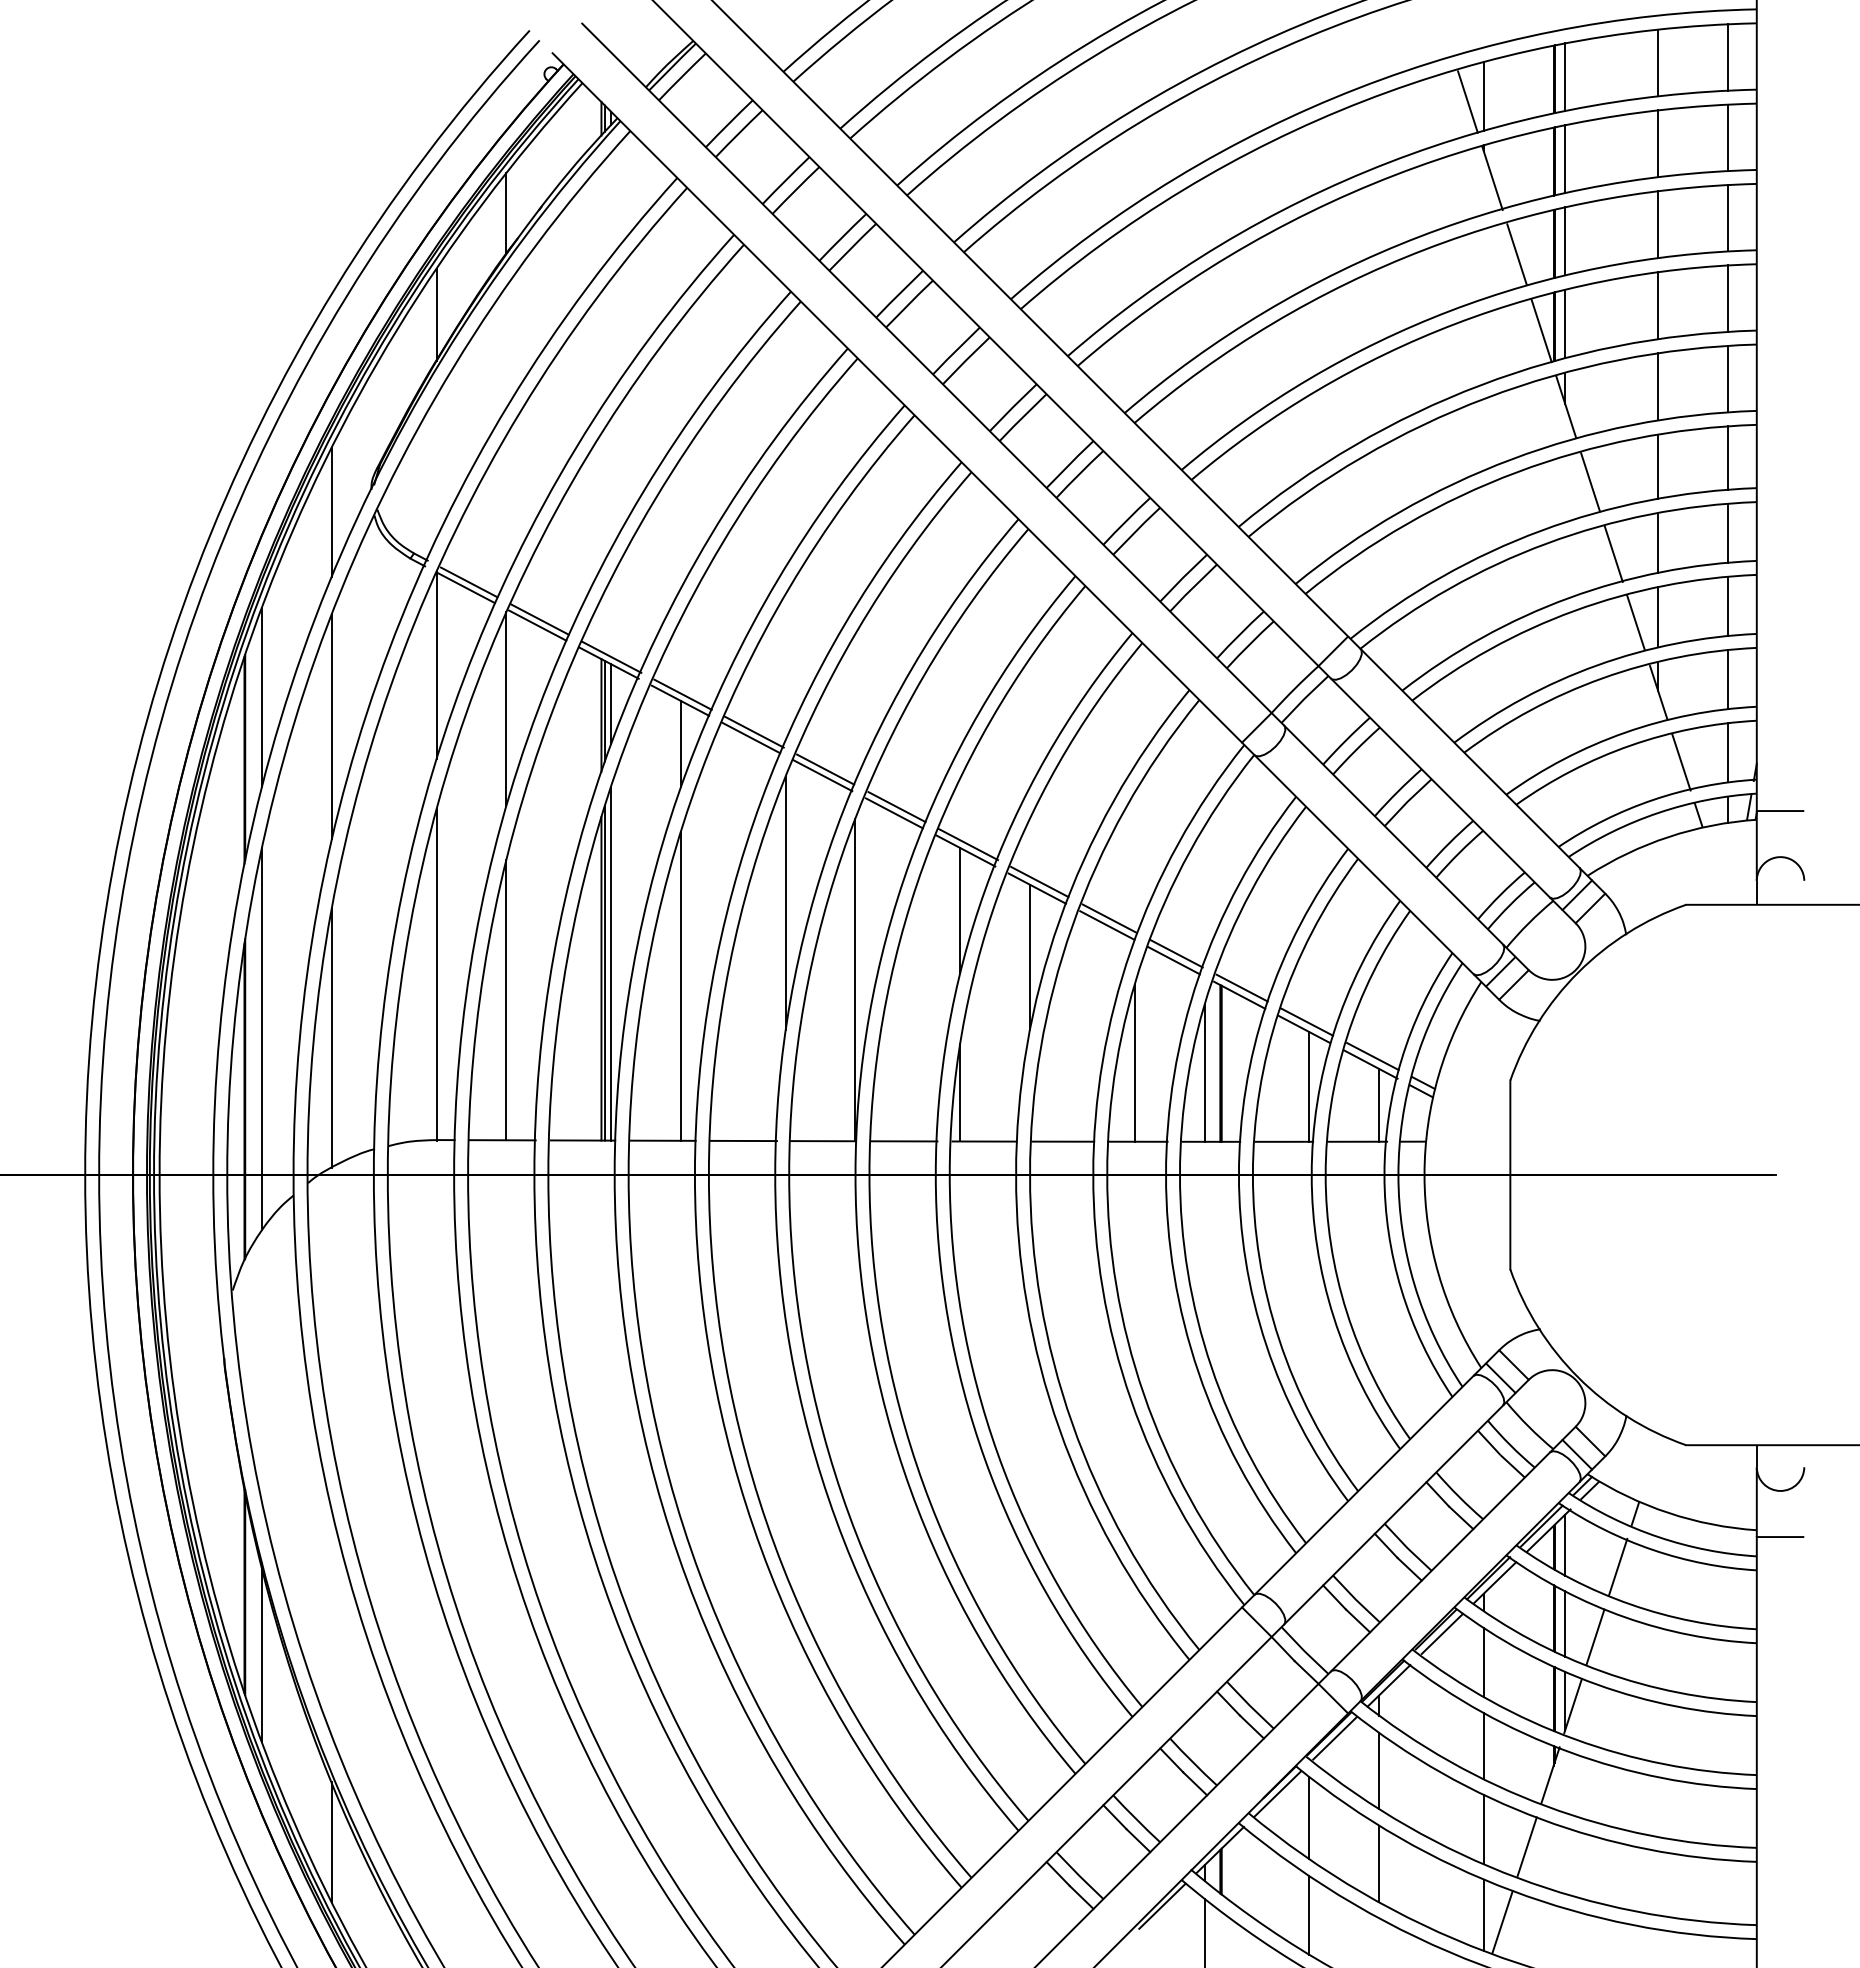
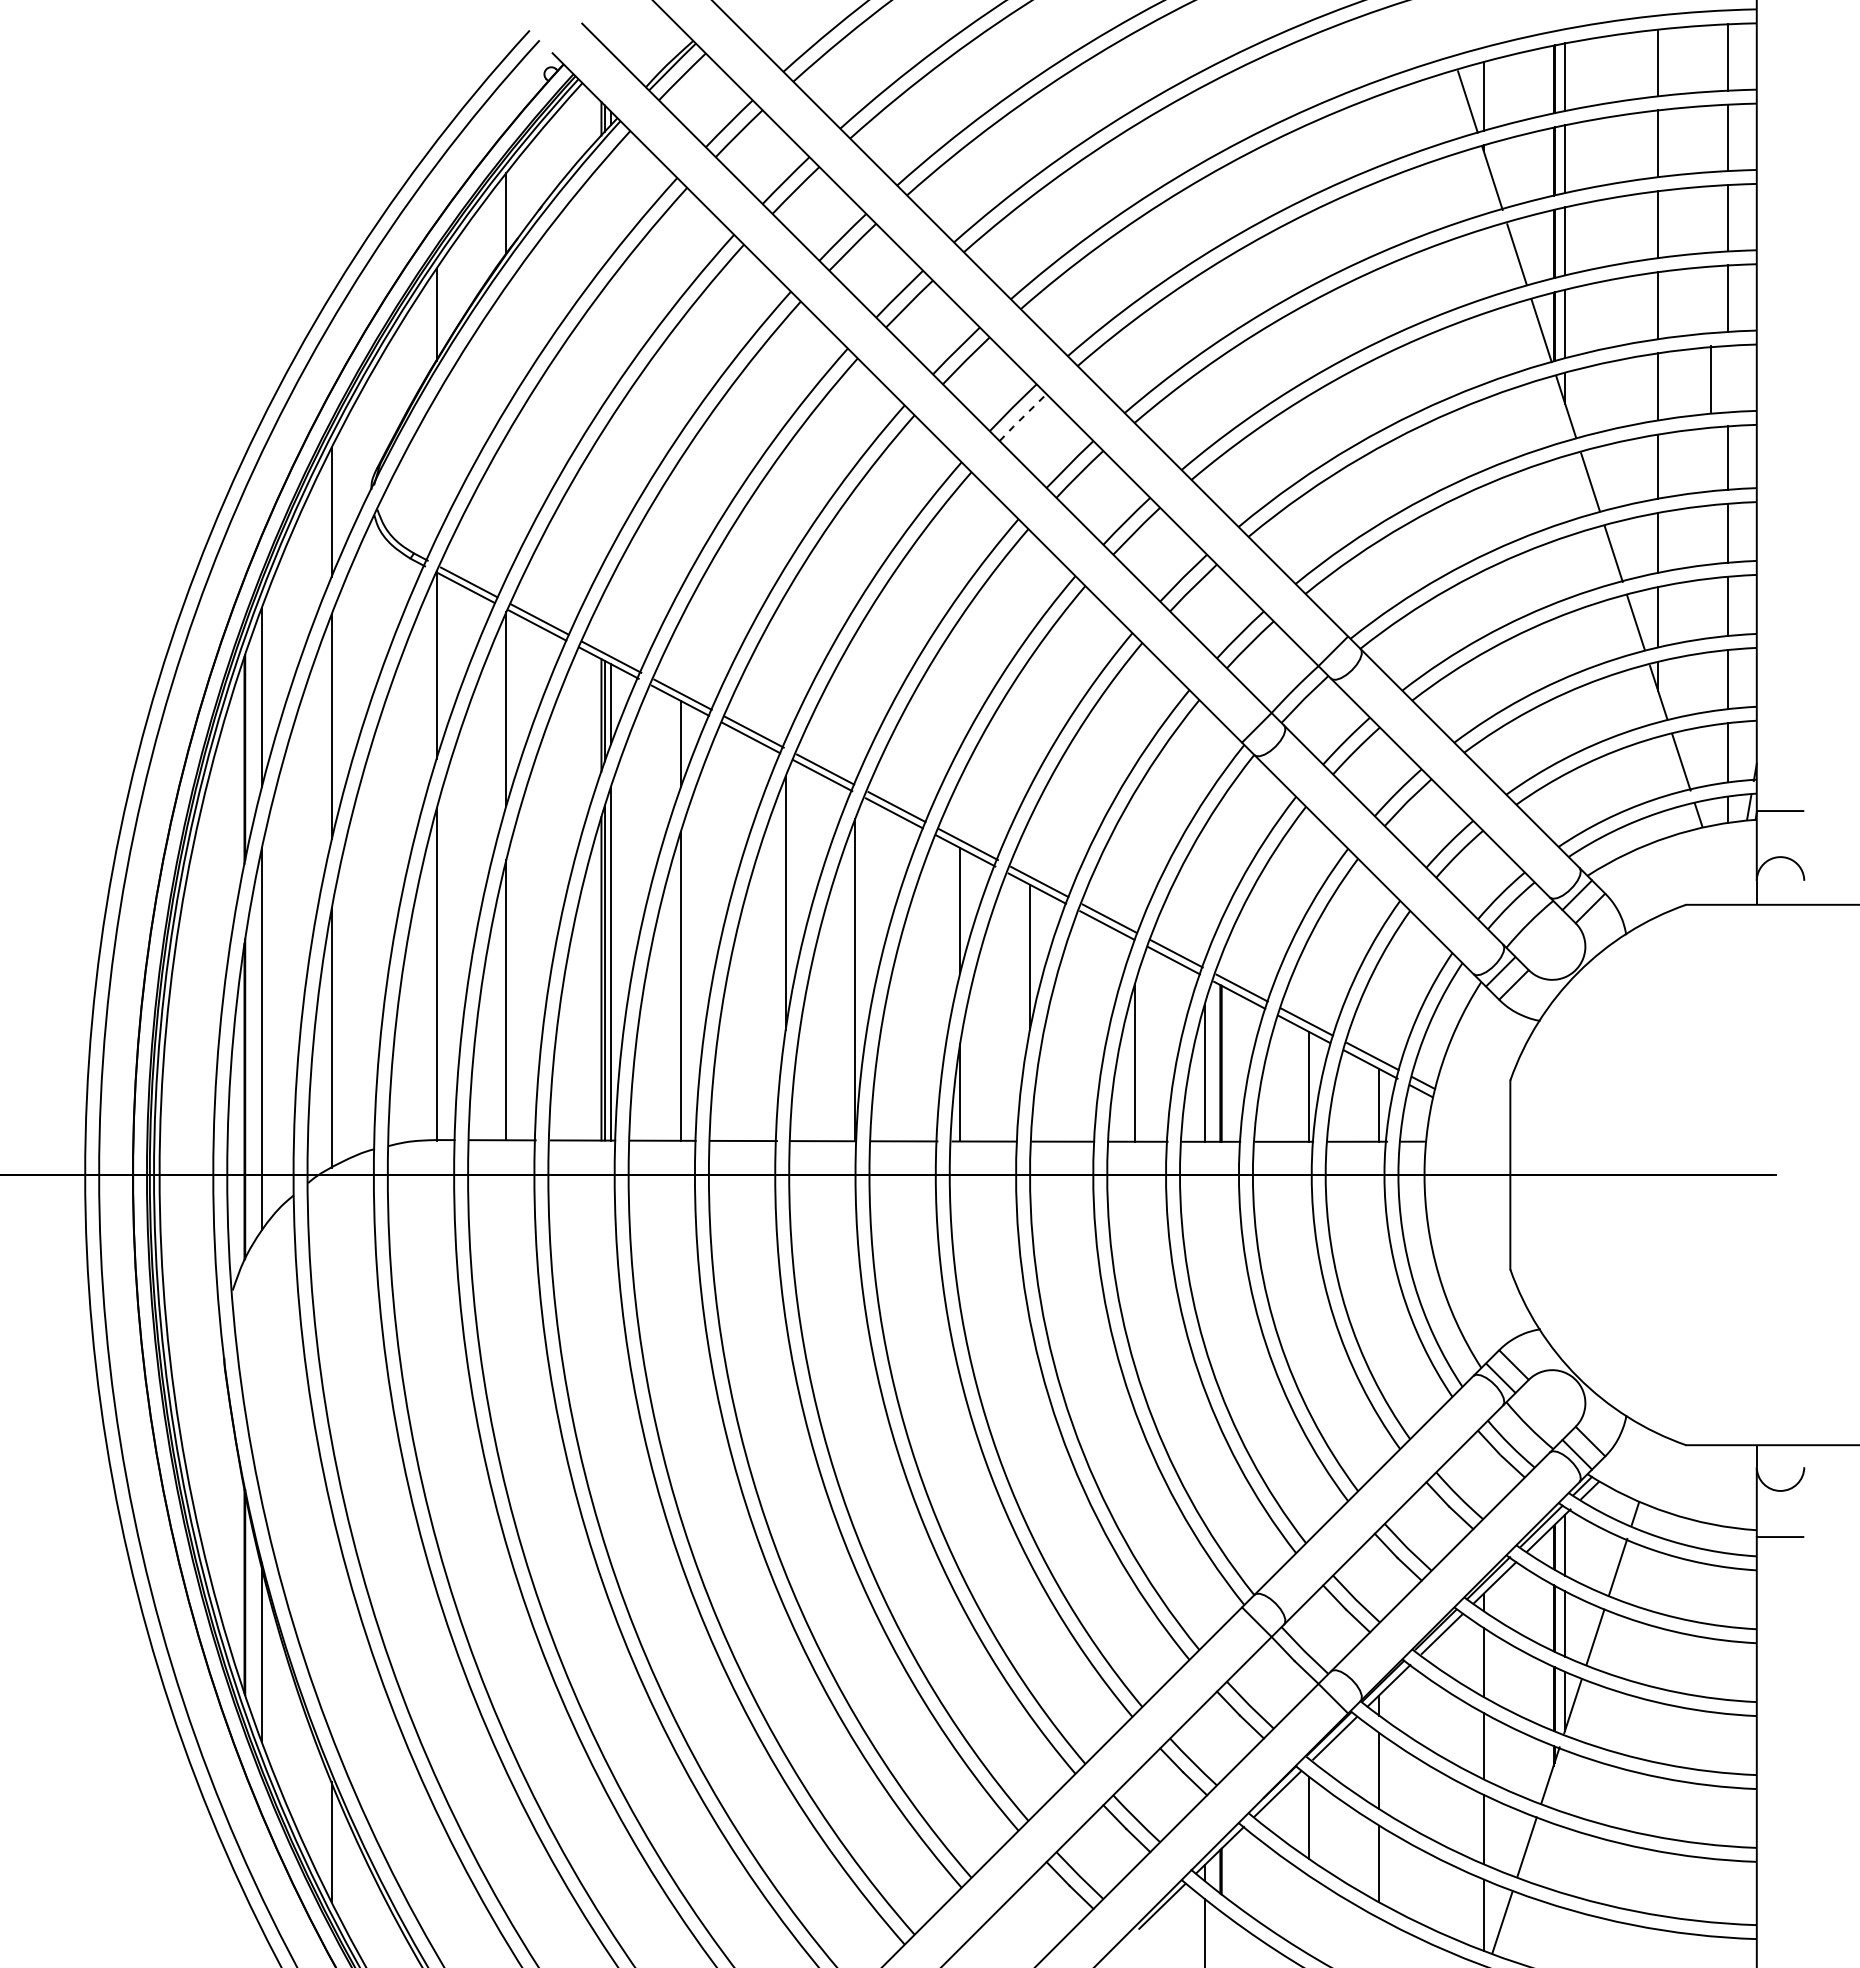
line position: (1728, 378) -> (1711, 378) (1711, 378)
line: solid -> dashed (1022, 417)
line: present -> none (1309, 1915)
